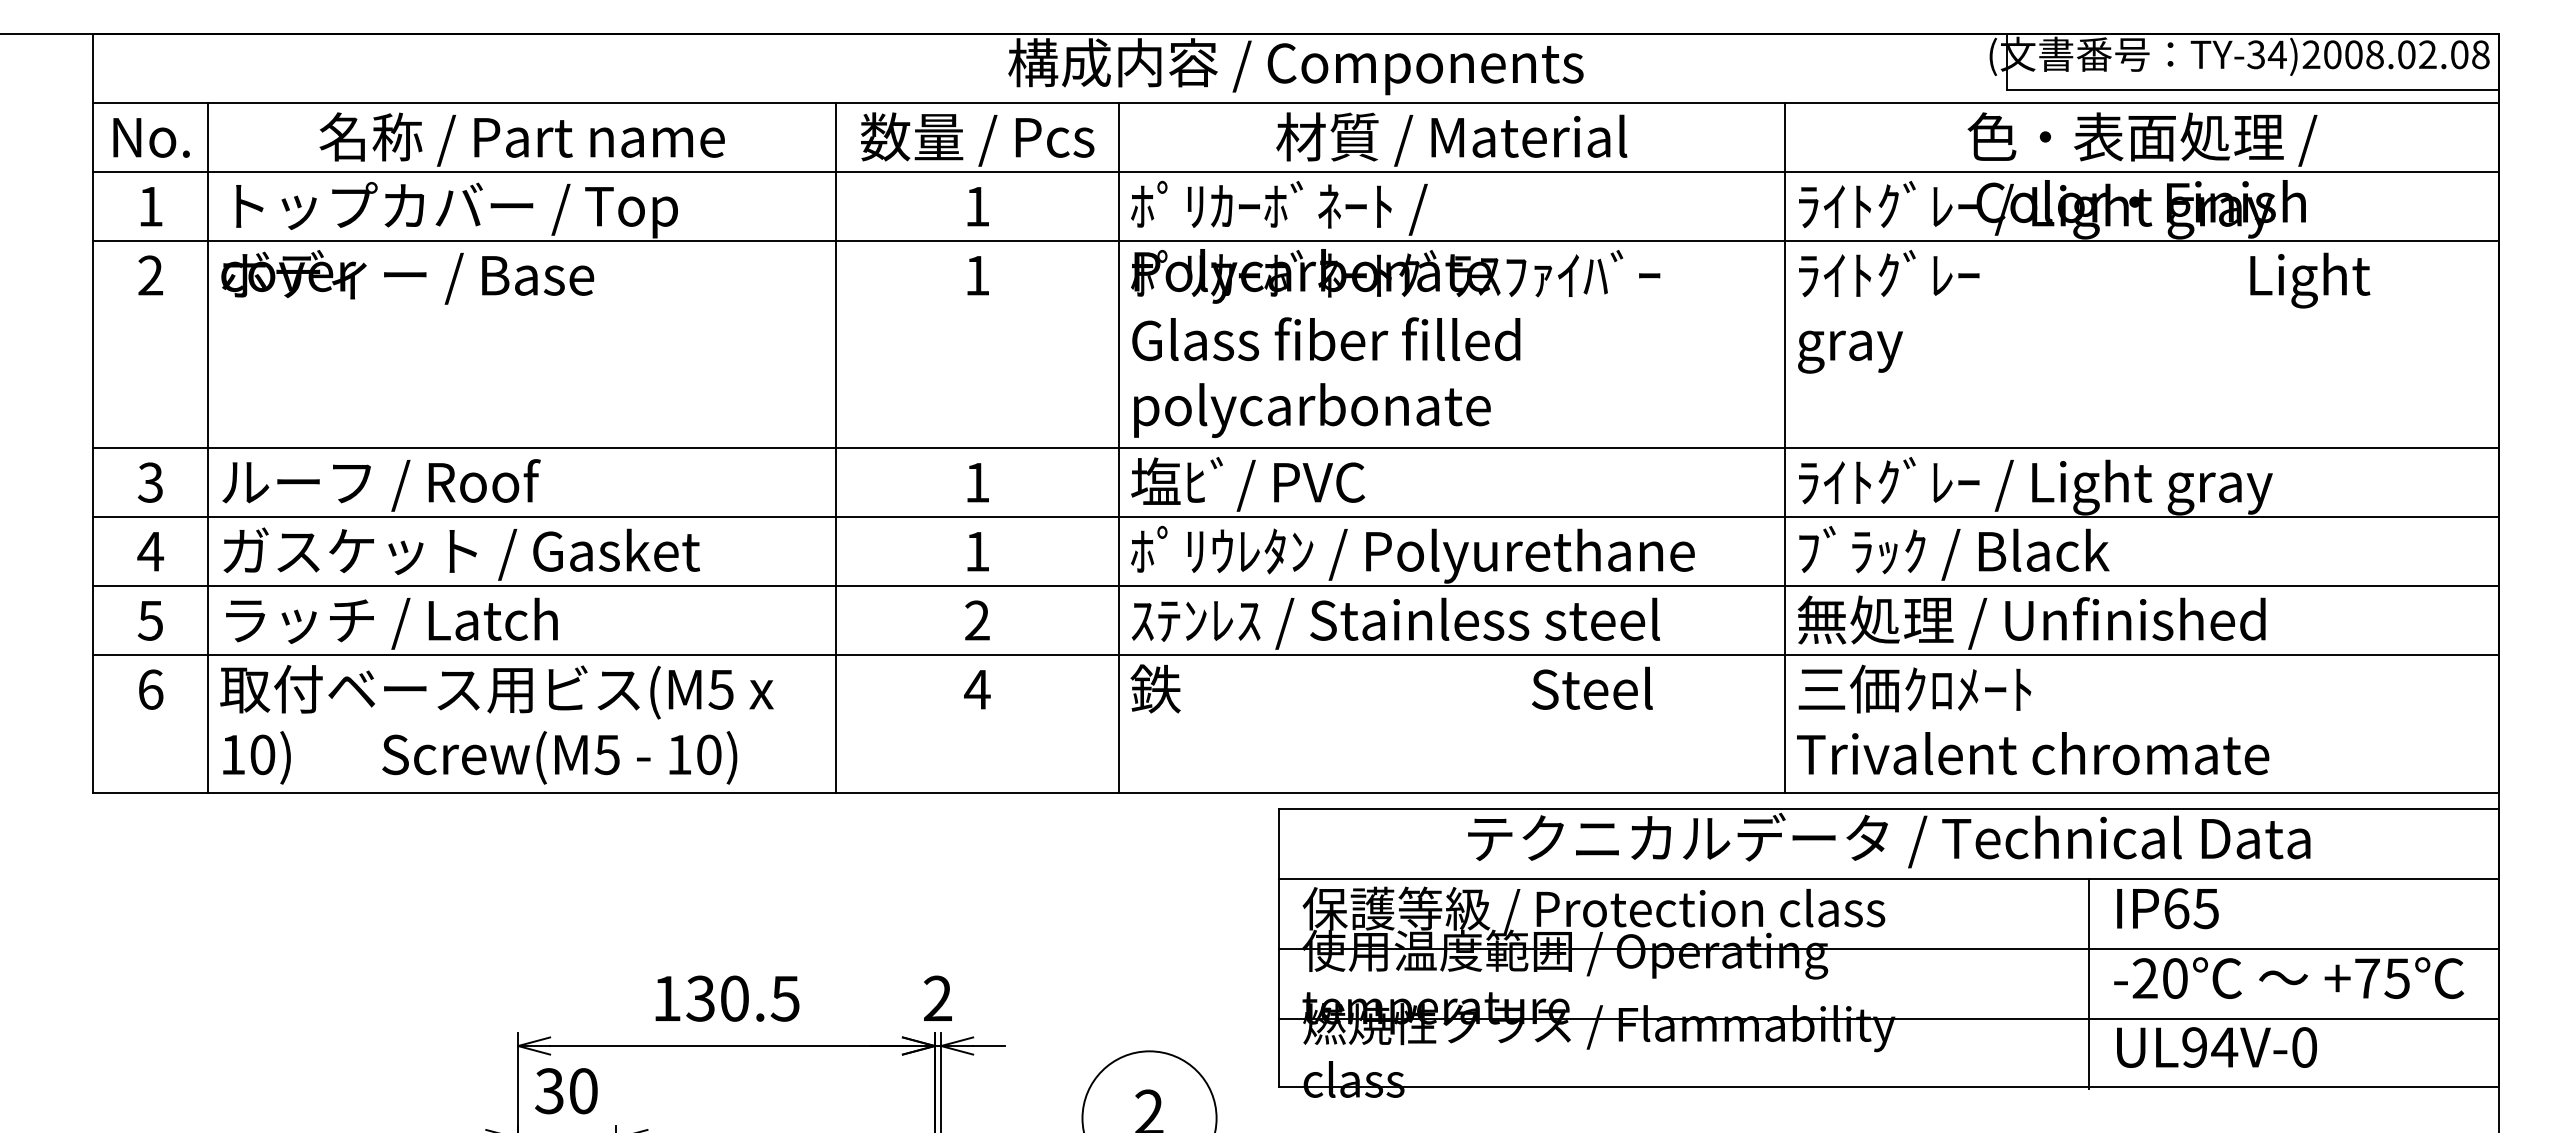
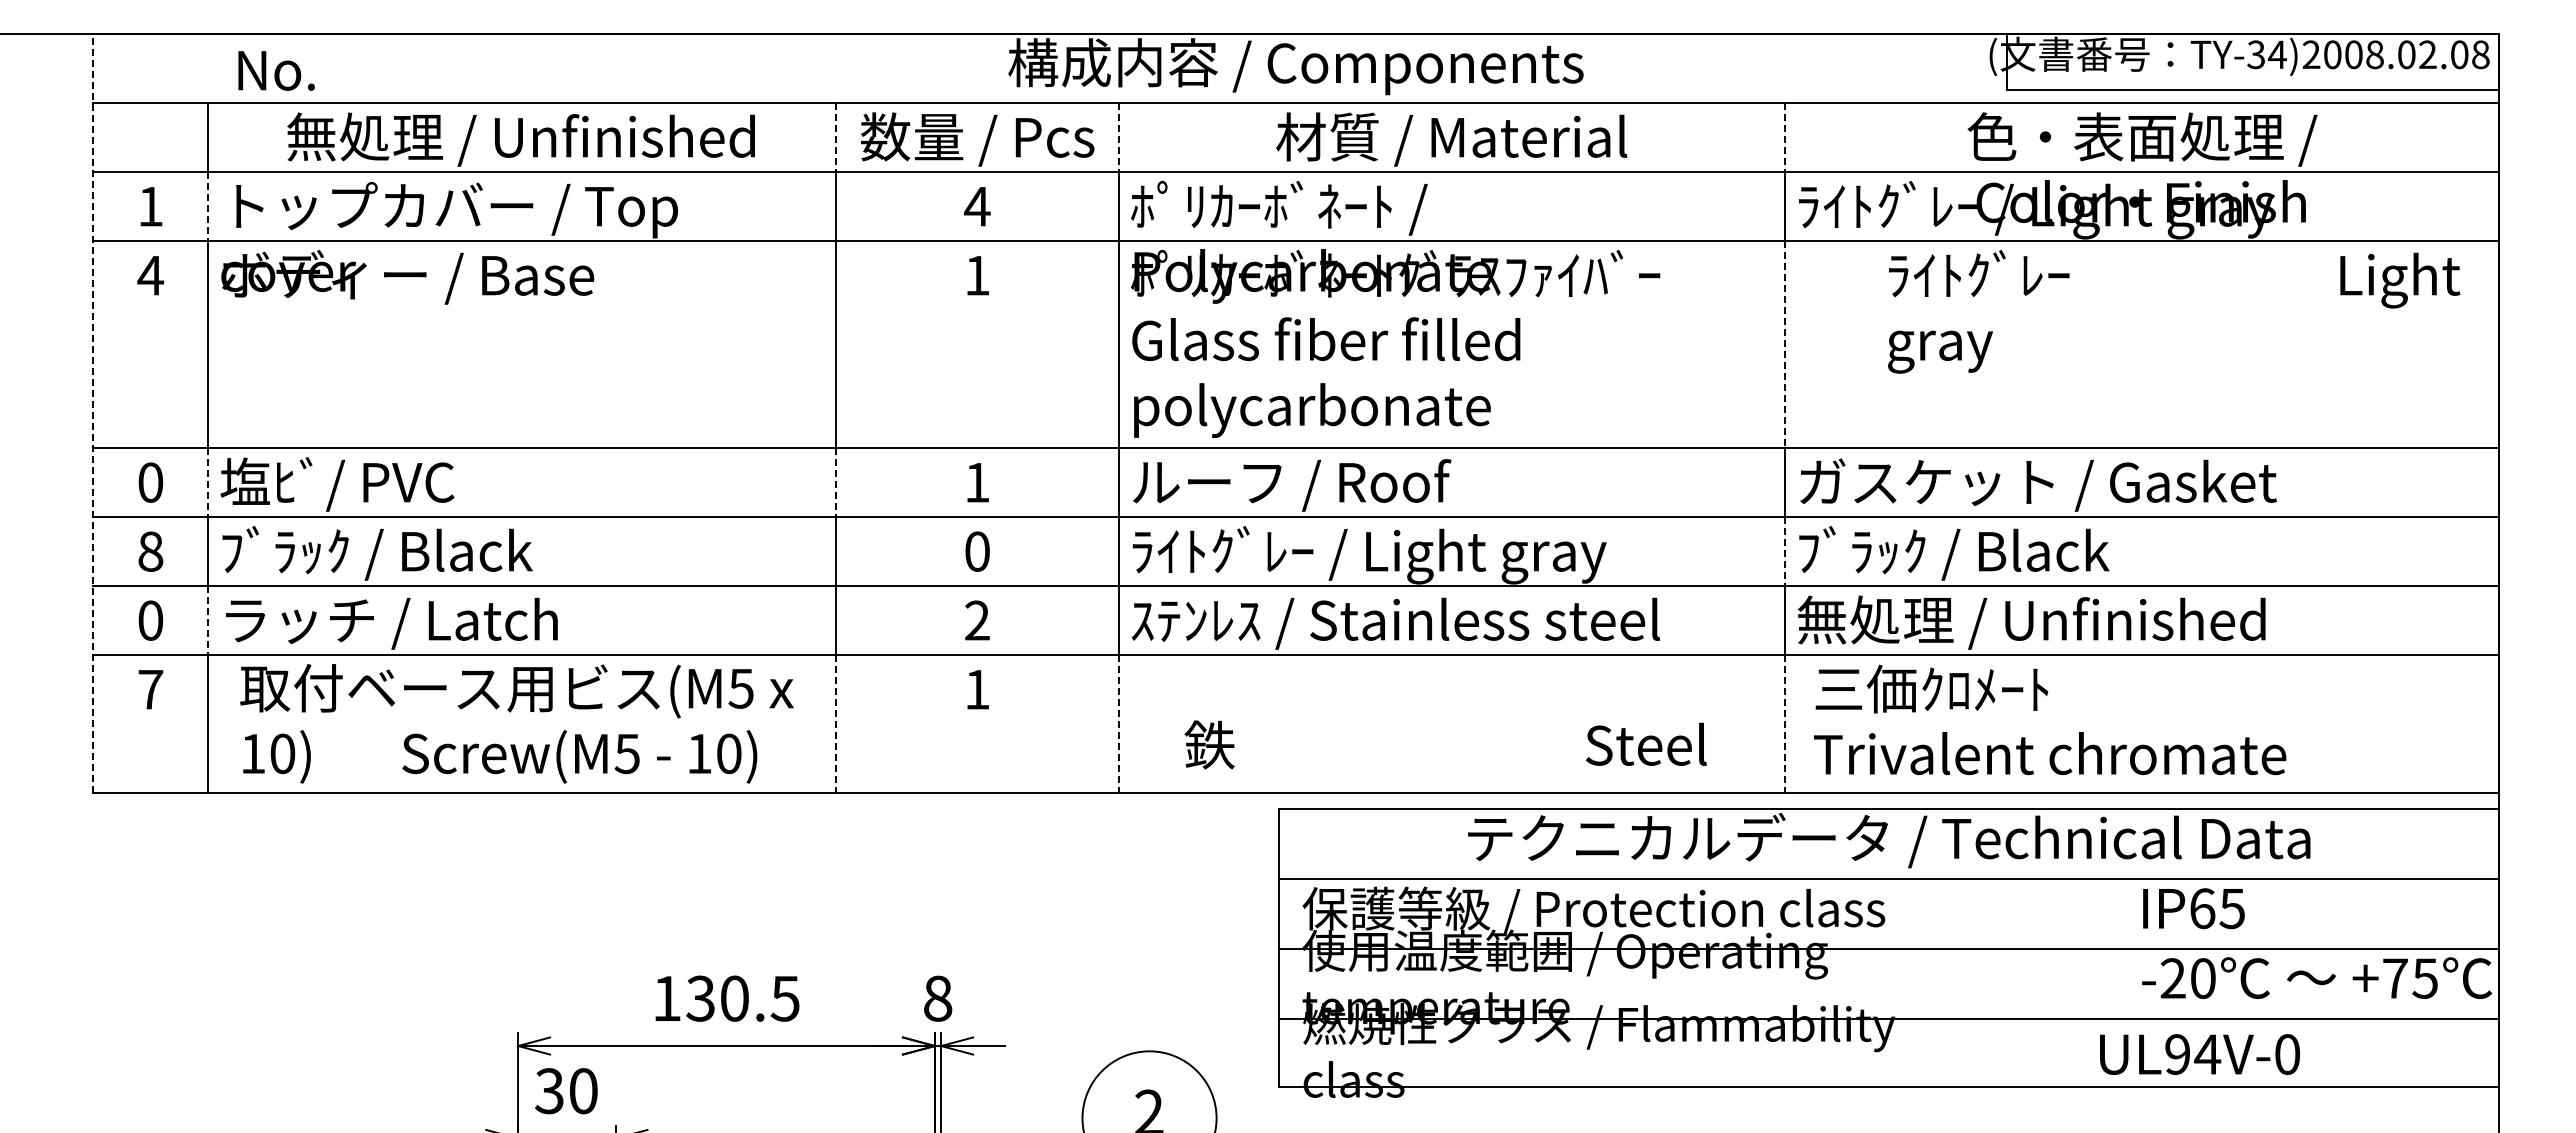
text position: (151, 137) -> (276, 70) (276, 70)
line: solid -> dashed (836, 137)
line: solid -> dashed (1119, 137)
line: solid -> dashed (1785, 137)
text: 名称 / Part name -> 無処理 / Unfinished (520, 139)
line: solid -> dashed (208, 206)
text: 1 -> 4 (977, 206)
text: 2 -> 4 (150, 275)
text position: (2084, 311) -> (2174, 311) (2174, 311)
line: solid -> dashed (1785, 344)
line: solid -> dashed (93, 413)
text: 3 -> 0 (150, 482)
line: solid -> dashed (208, 482)
line: solid -> dashed (836, 482)
text: ルーフ / Roof -> 塩ﾋﾞ/ PVC (380, 484)
text: 塩ﾋﾞ/ PVC -> ルーフ / Roof (1291, 484)
text: ﾗｲﾄｸﾞﾚｰ / Light gray -> ガスケット / Gasket (2037, 486)
text: 4 -> 8 (150, 551)
text: 1 -> 0 (977, 551)
line: solid -> dashed (1785, 551)
text: ガスケット / Gasket -> ﾌﾞﾗｯｸ / Black (461, 553)
text: ﾎﾟﾘｳﾚﾀﾝ / Polyurethane -> ﾗｲﾄｸﾞﾚｰ / Light gray (1412, 554)
text: 5 -> 0 (150, 620)
line: solid -> dashed (208, 620)
text position: (1391, 688) -> (1445, 744) (1445, 744)
text: 6 -> 7 (150, 689)
text: 4 -> 1 (977, 689)
text position: (2033, 719) -> (2050, 719) (2050, 719)
text position: (496, 724) -> (516, 723) (516, 723)
line: solid -> dashed (836, 724)
line: solid -> dashed (1119, 724)
line: solid -> dashed (1785, 724)
text position: (2167, 908) -> (2193, 908) (2193, 908)
text position: (2289, 977) -> (2317, 977) (2317, 977)
line: present -> none (2089, 983)
text: 2 -> 8 (938, 998)
text position: (2216, 1047) -> (2199, 1054) (2199, 1054)
